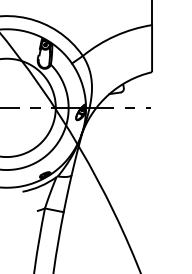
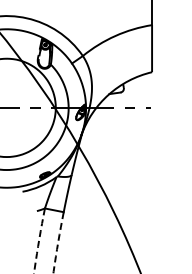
arc: solid -> dashed (38, 241)
arc: solid -> dashed (58, 242)
